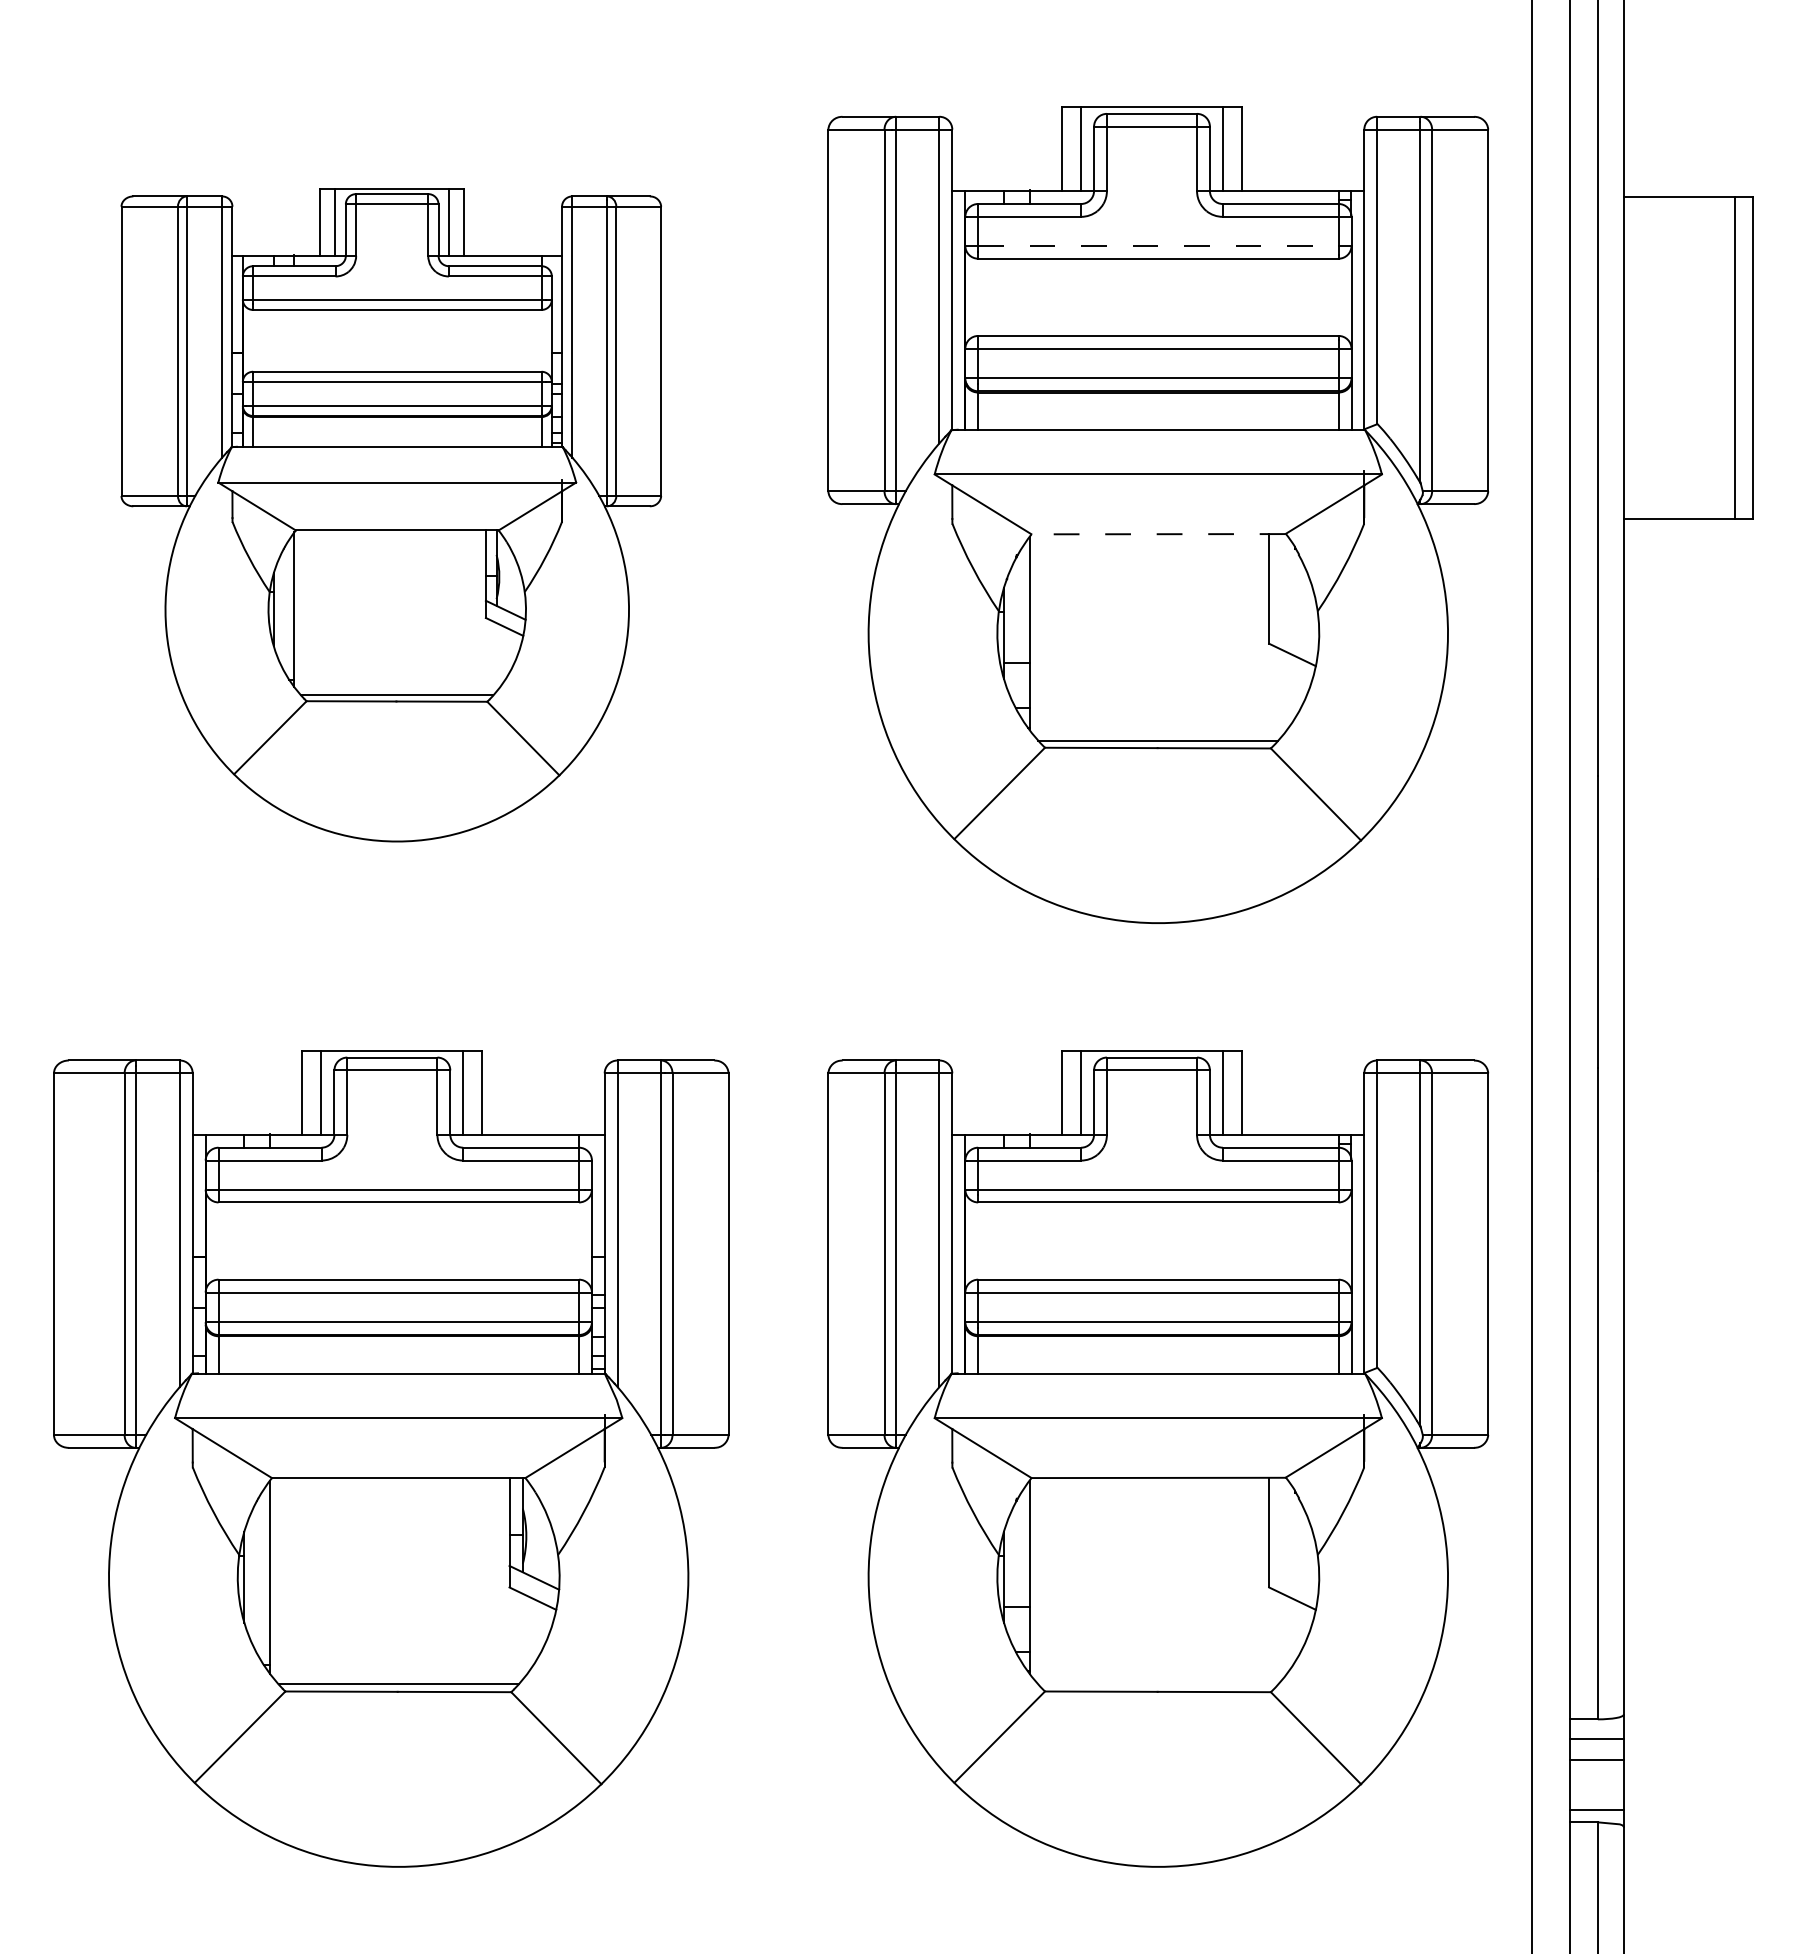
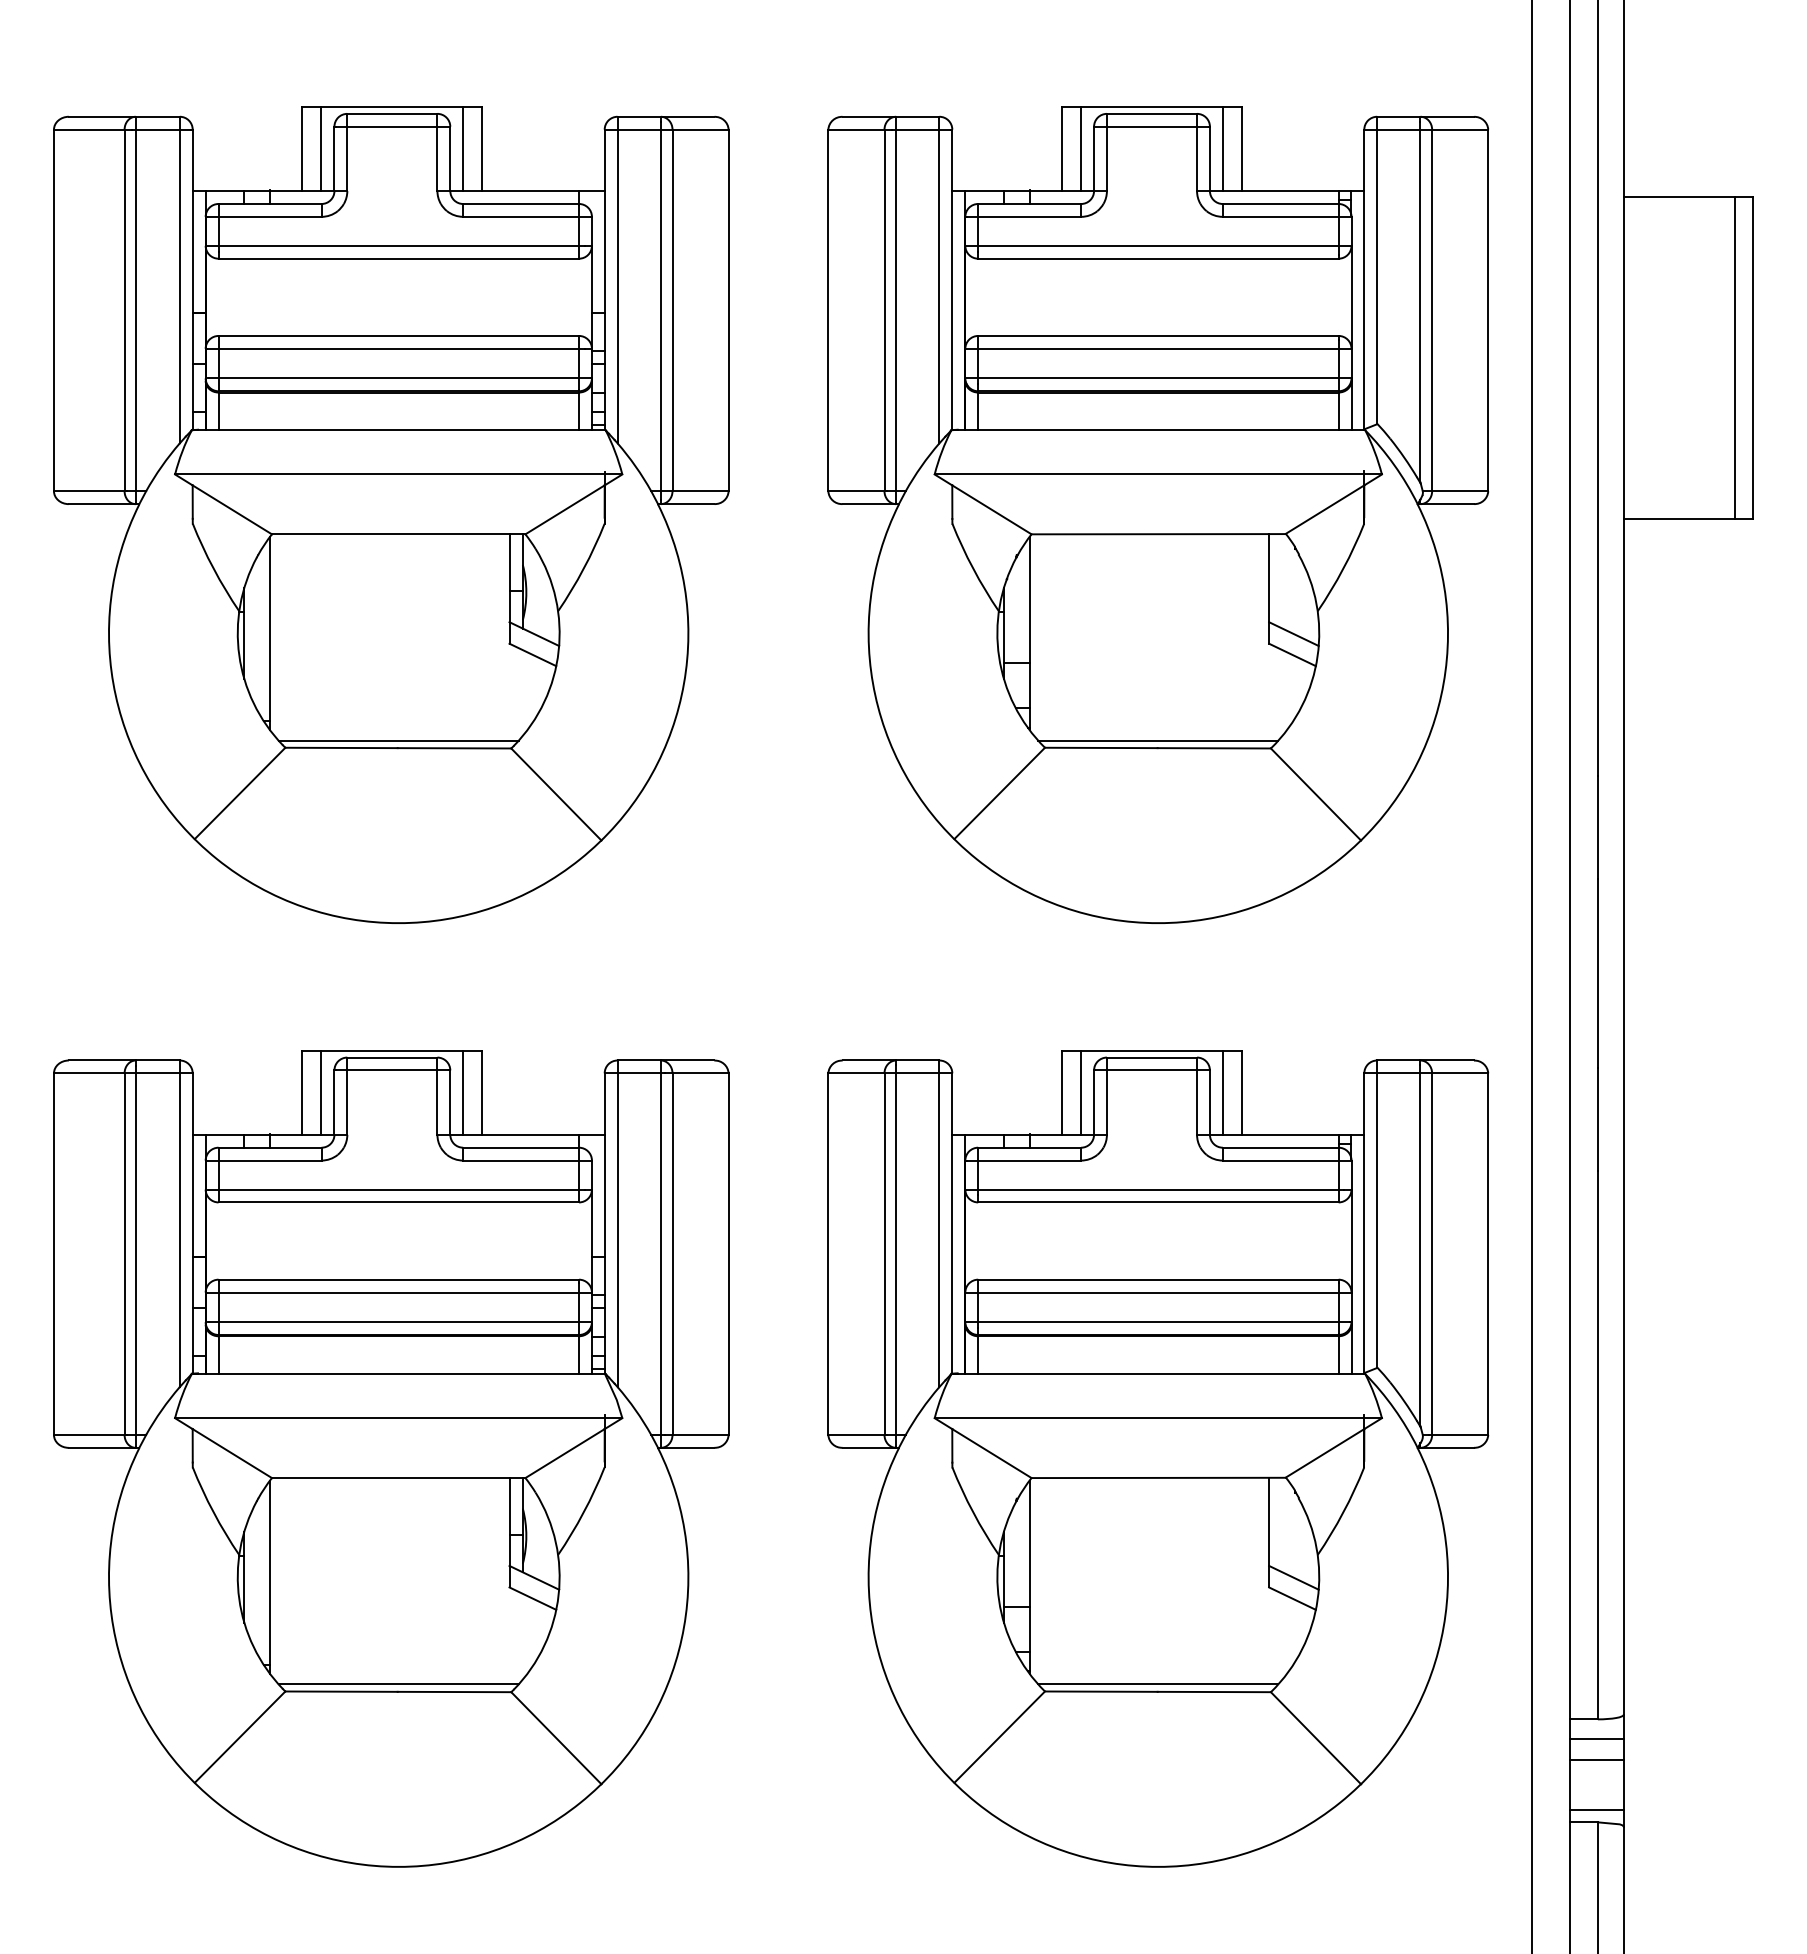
line: dashed -> solid (1158, 245)
part size: 542x655 px -> 677x818 px (391, 514)
line: dashed -> solid (1158, 534)
line: none -> present (1293, 634)
line: none -> present (1293, 1577)
line: none -> present (1158, 1684)
